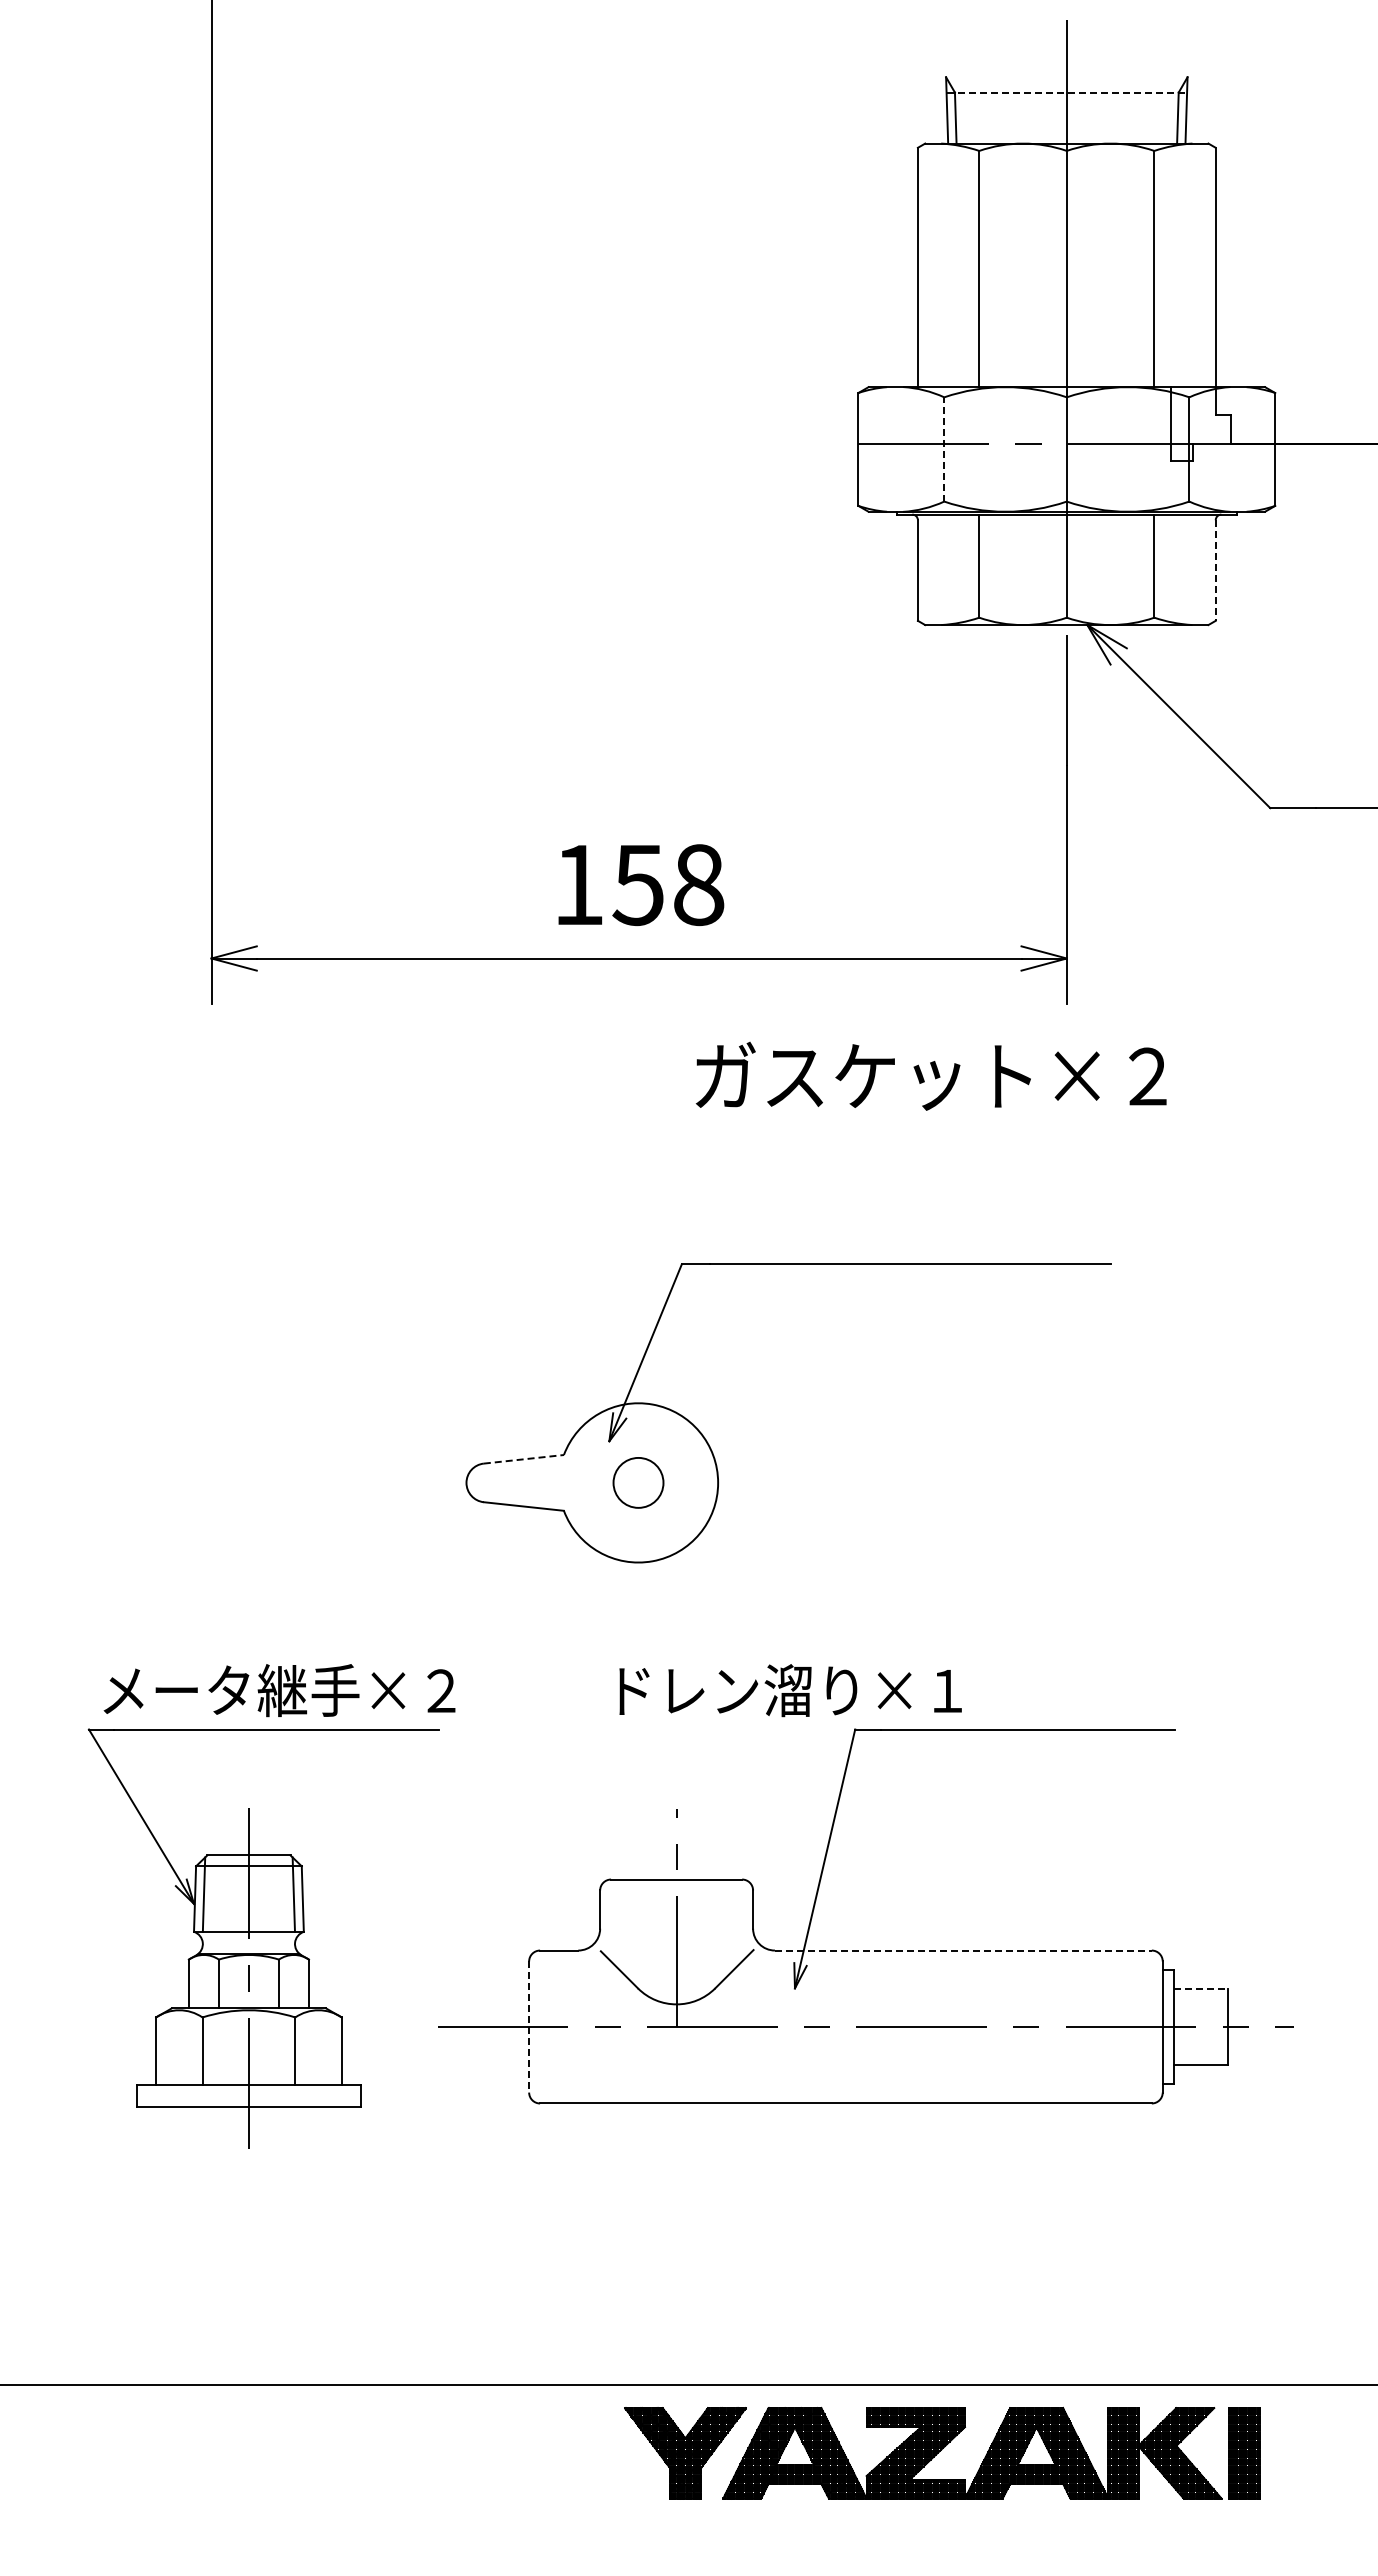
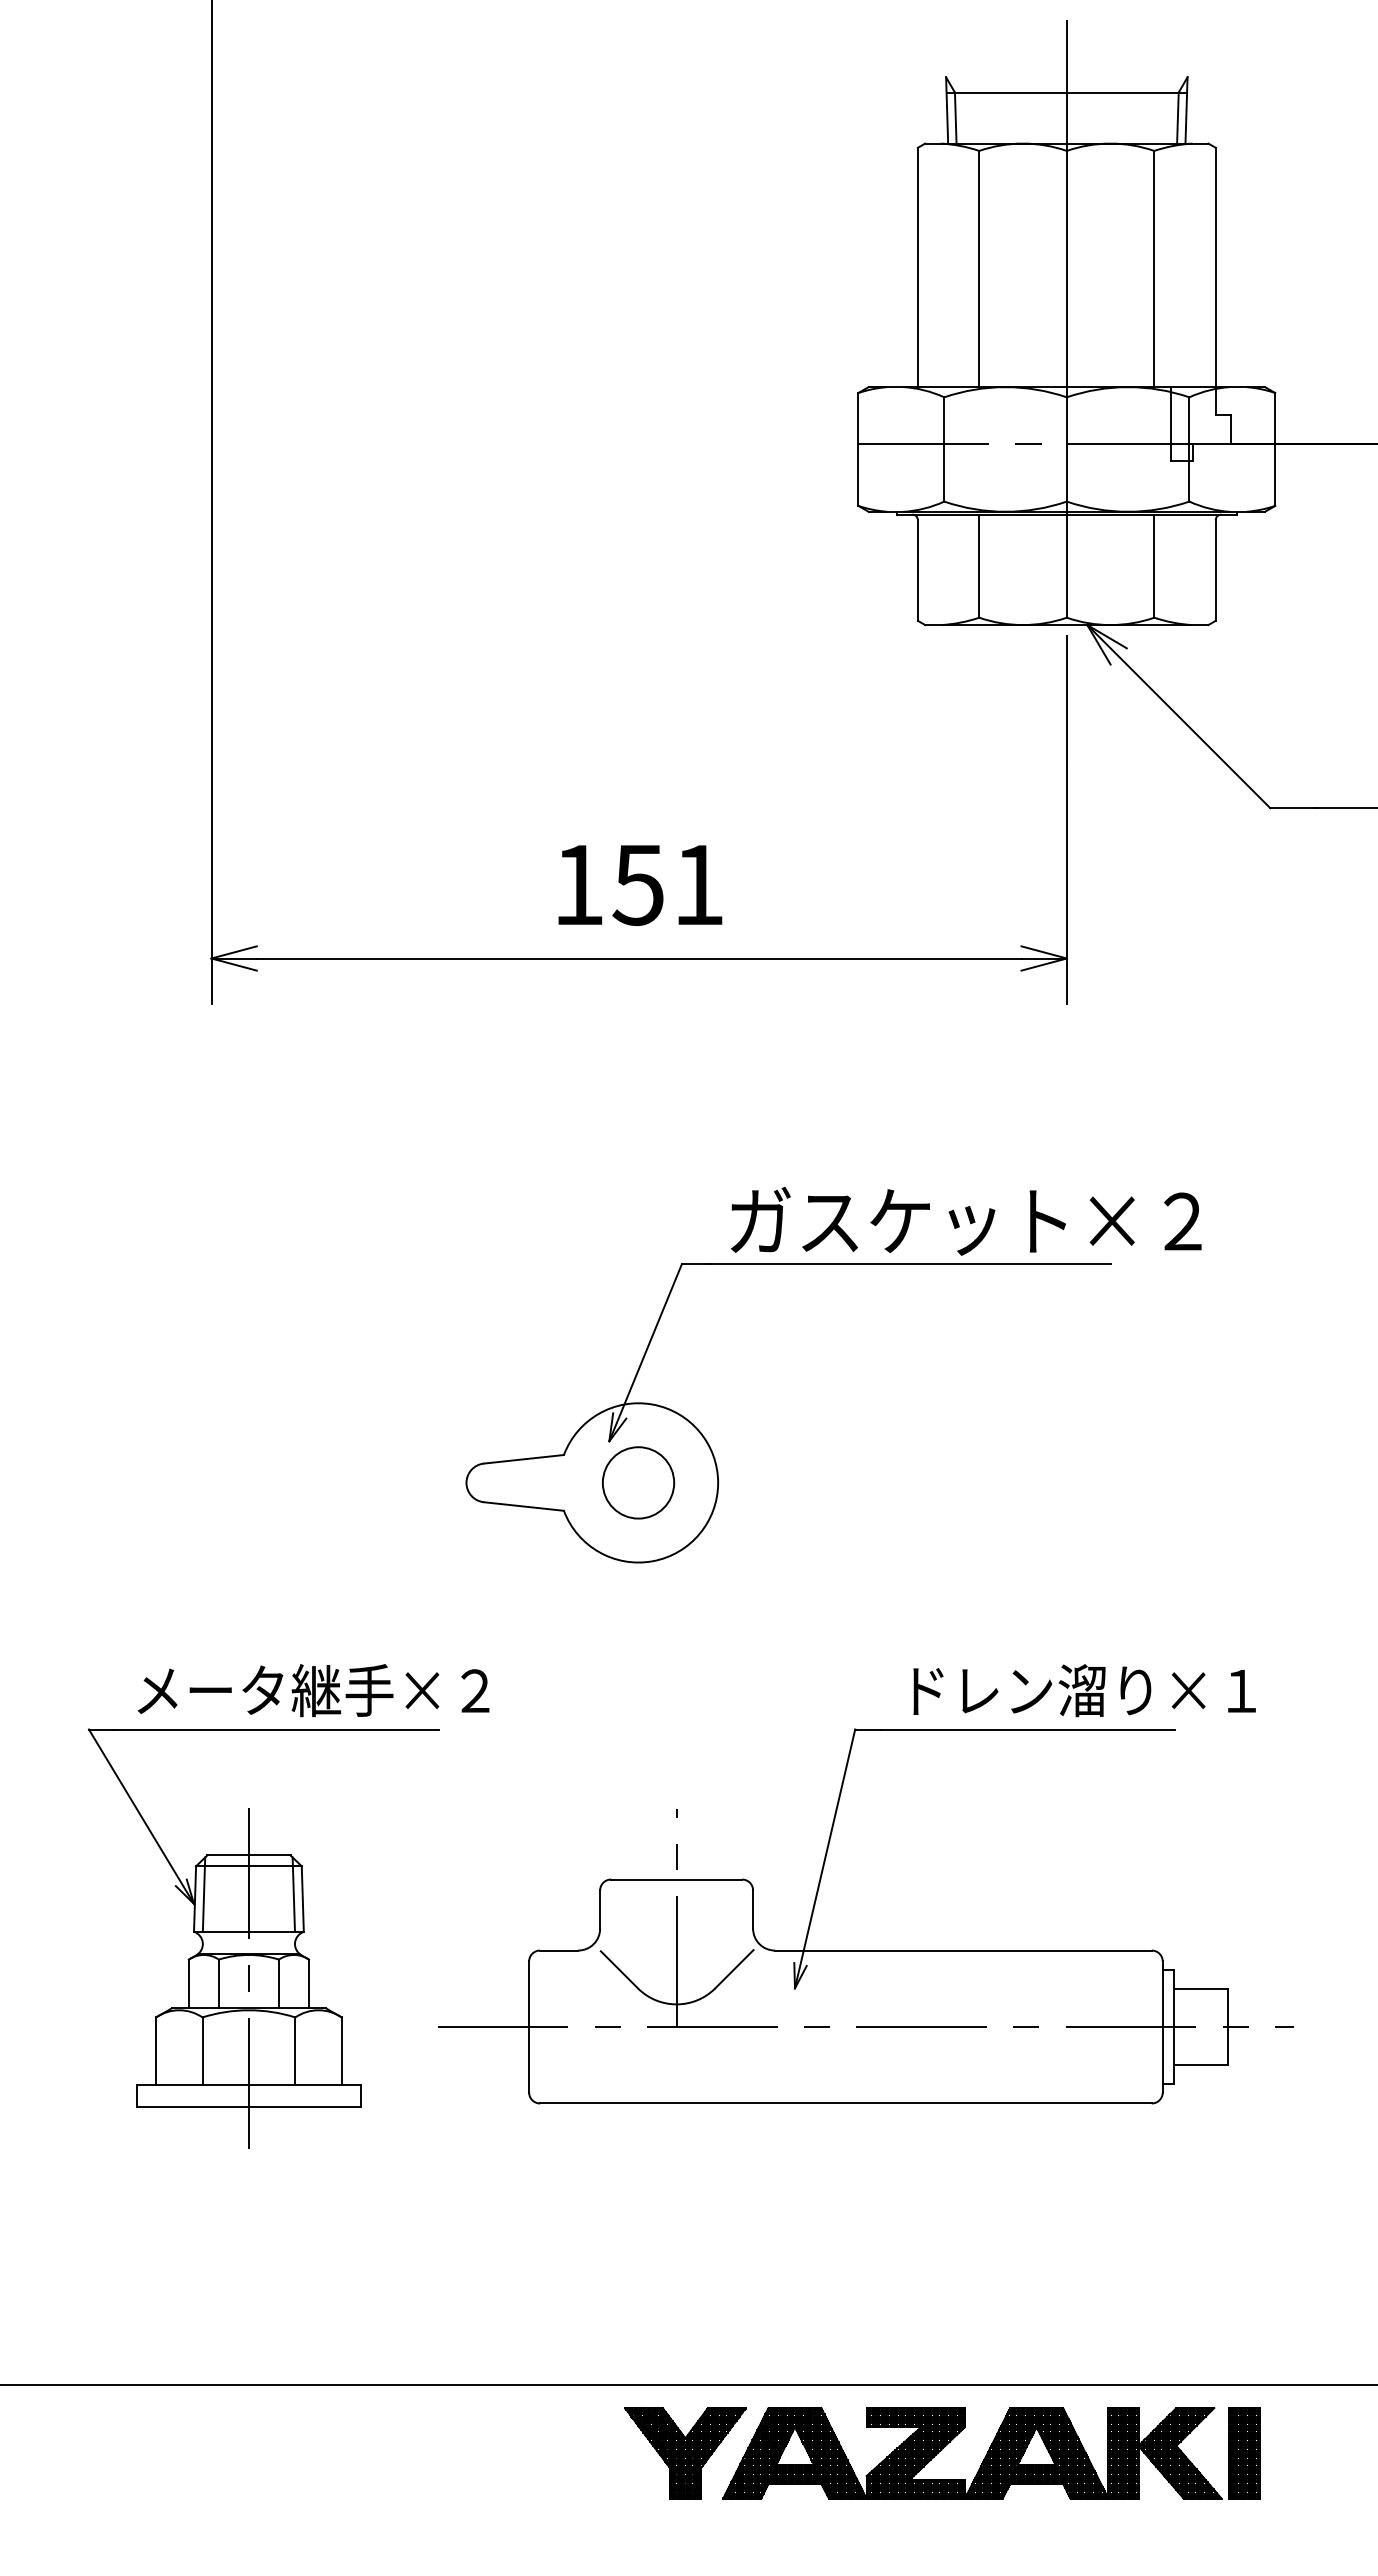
line: dashed -> solid (1067, 92)
line: dashed -> solid (944, 448)
line: dashed -> solid (1215, 571)
text: 158 -> 151 (699, 885)
text position: (930, 1075) -> (965, 1220) (965, 1220)
line: dashed -> solid (524, 1459)
circle diameter: 50 px -> 71 px (638, 1482)
text position: (279, 1690) -> (313, 1690) (313, 1690)
text position: (790, 1690) -> (1084, 1690) (1084, 1690)
line: dashed -> solid (963, 1950)
line: dashed -> solid (1201, 1988)
line: dashed -> solid (529, 2027)
